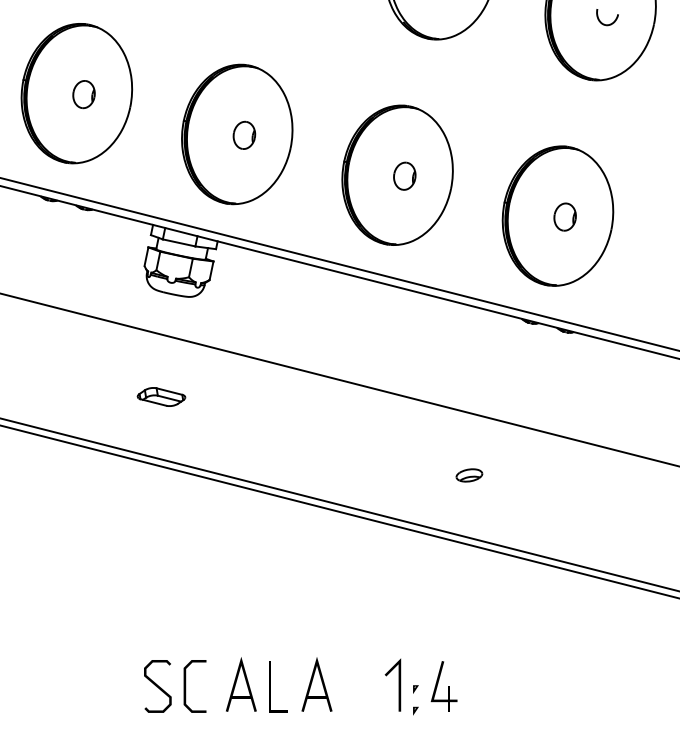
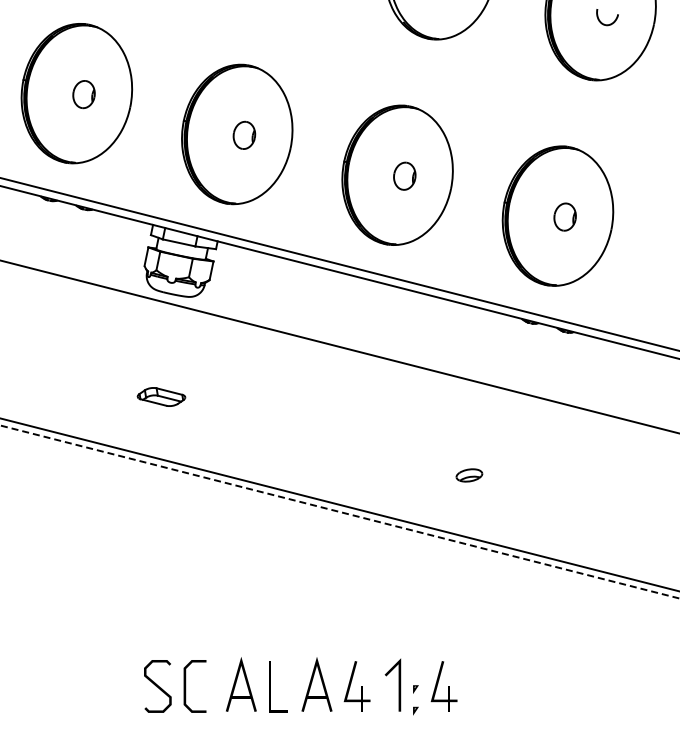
line position: (339, 379) -> (339, 346) (339, 346)
line: solid -> dashed (340, 512)
part: none -> present (356, 686)
